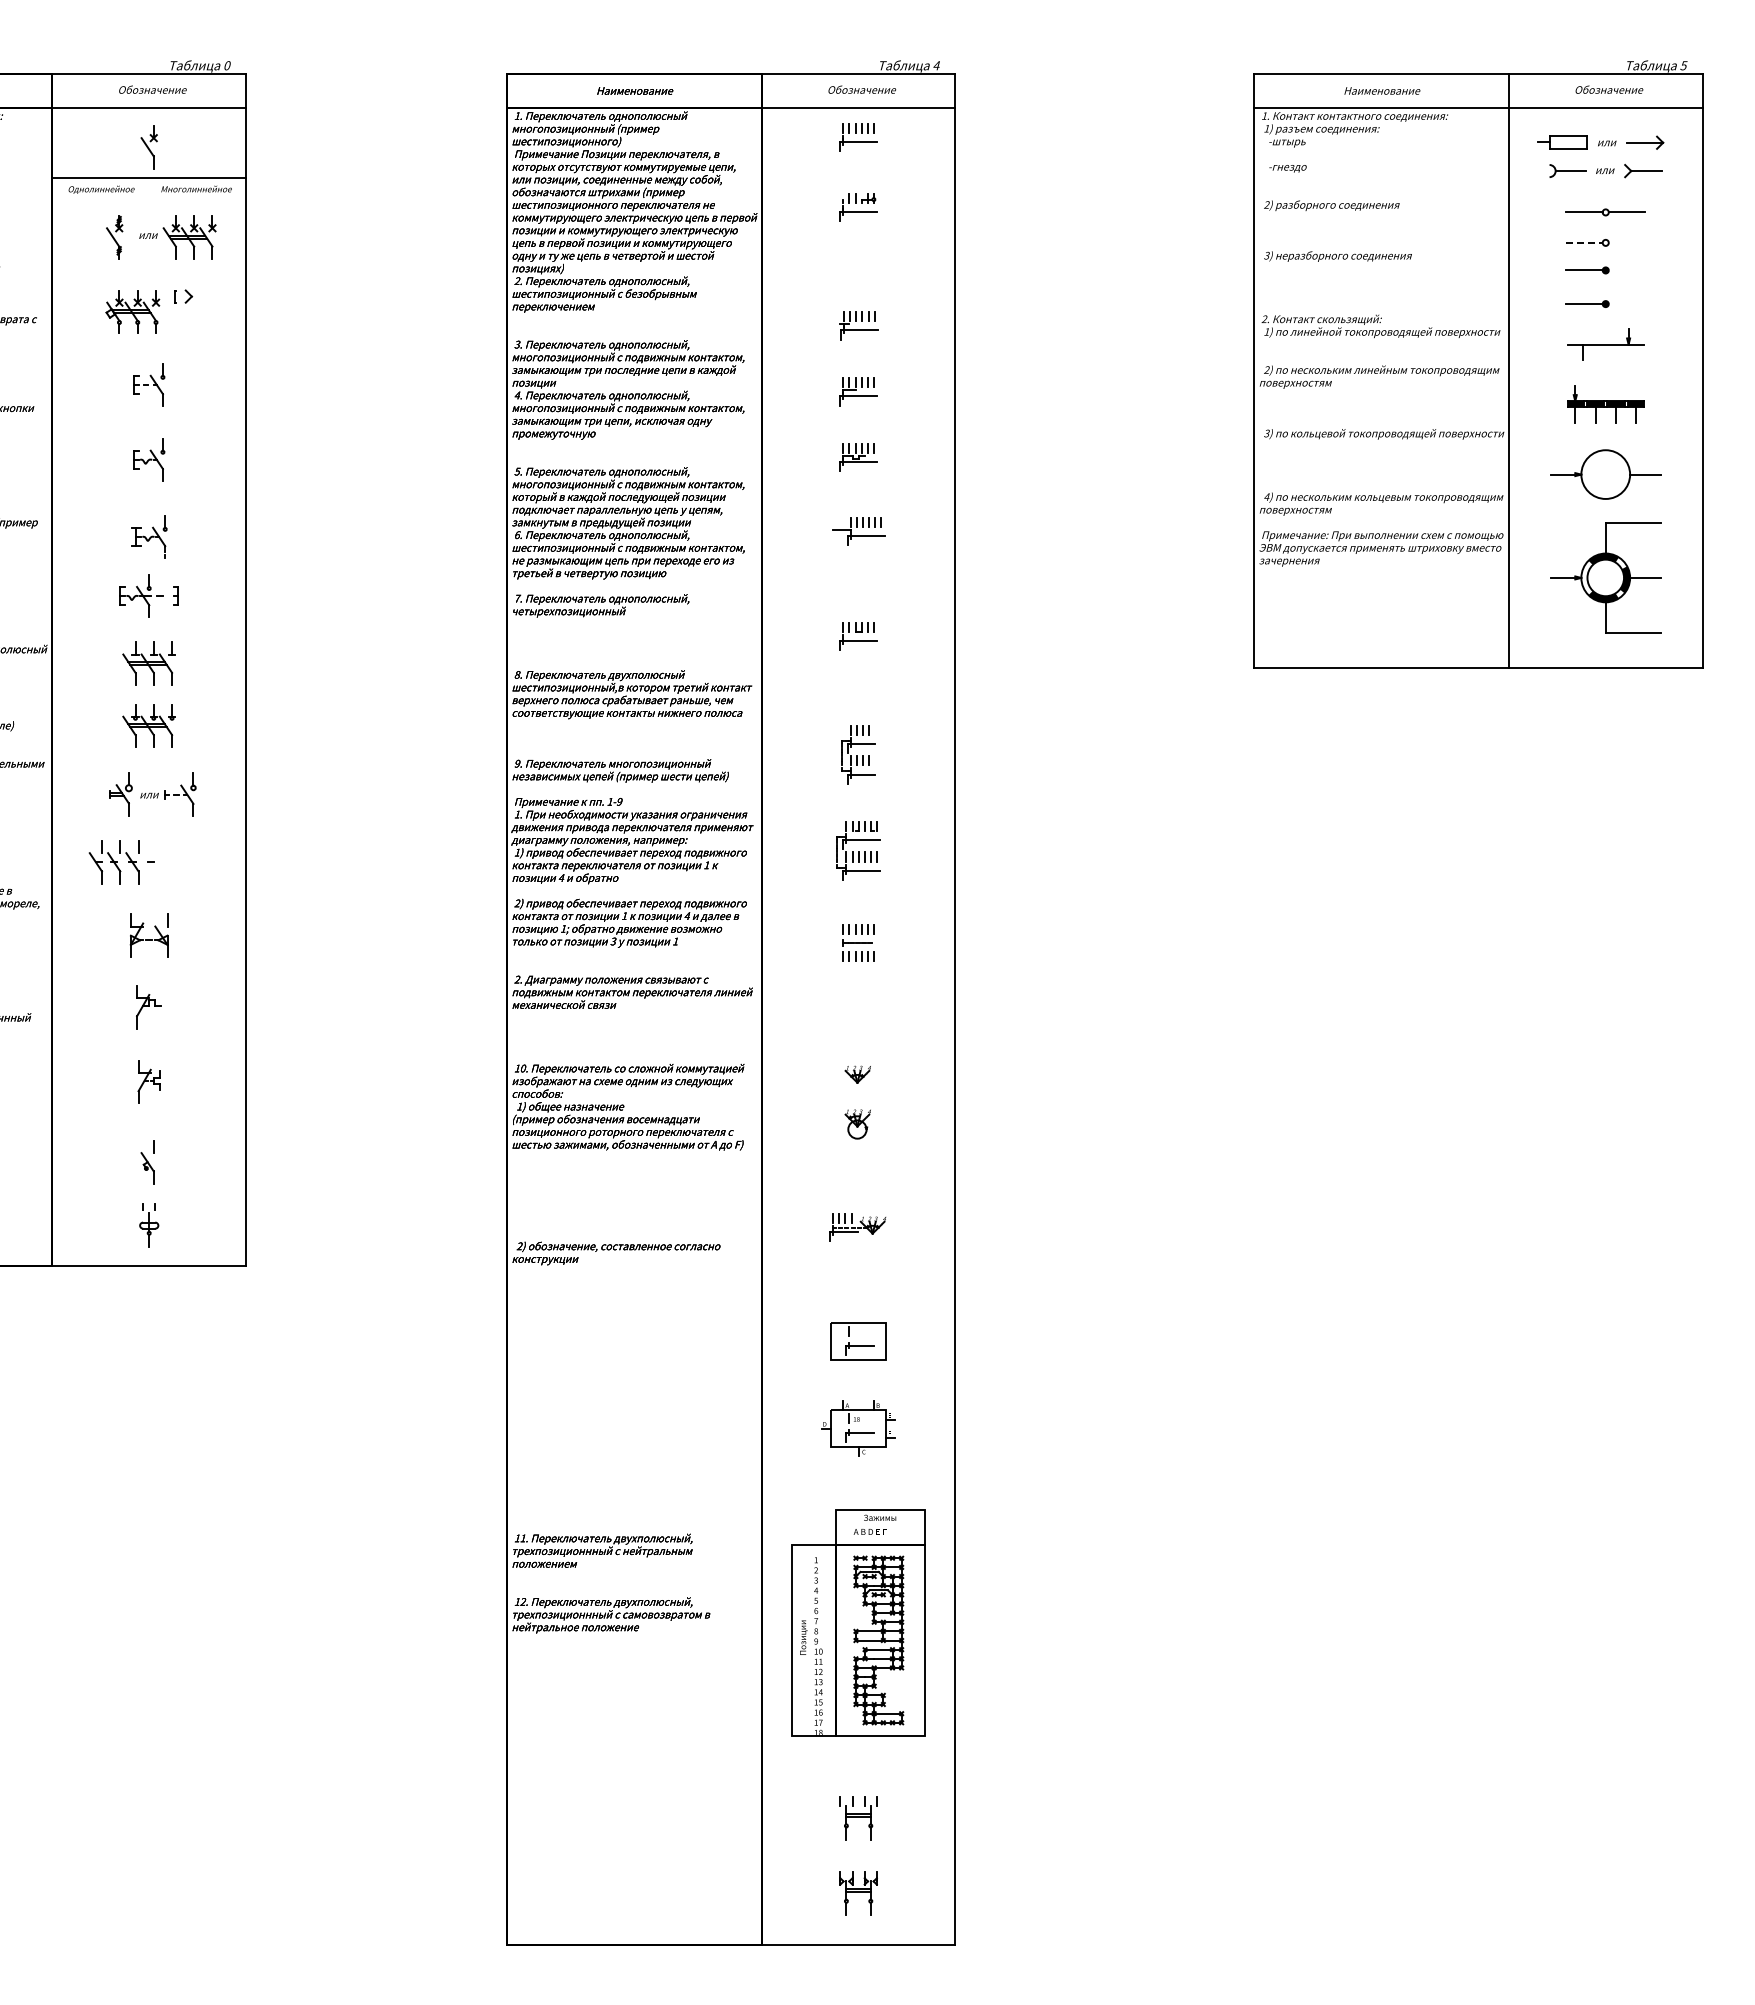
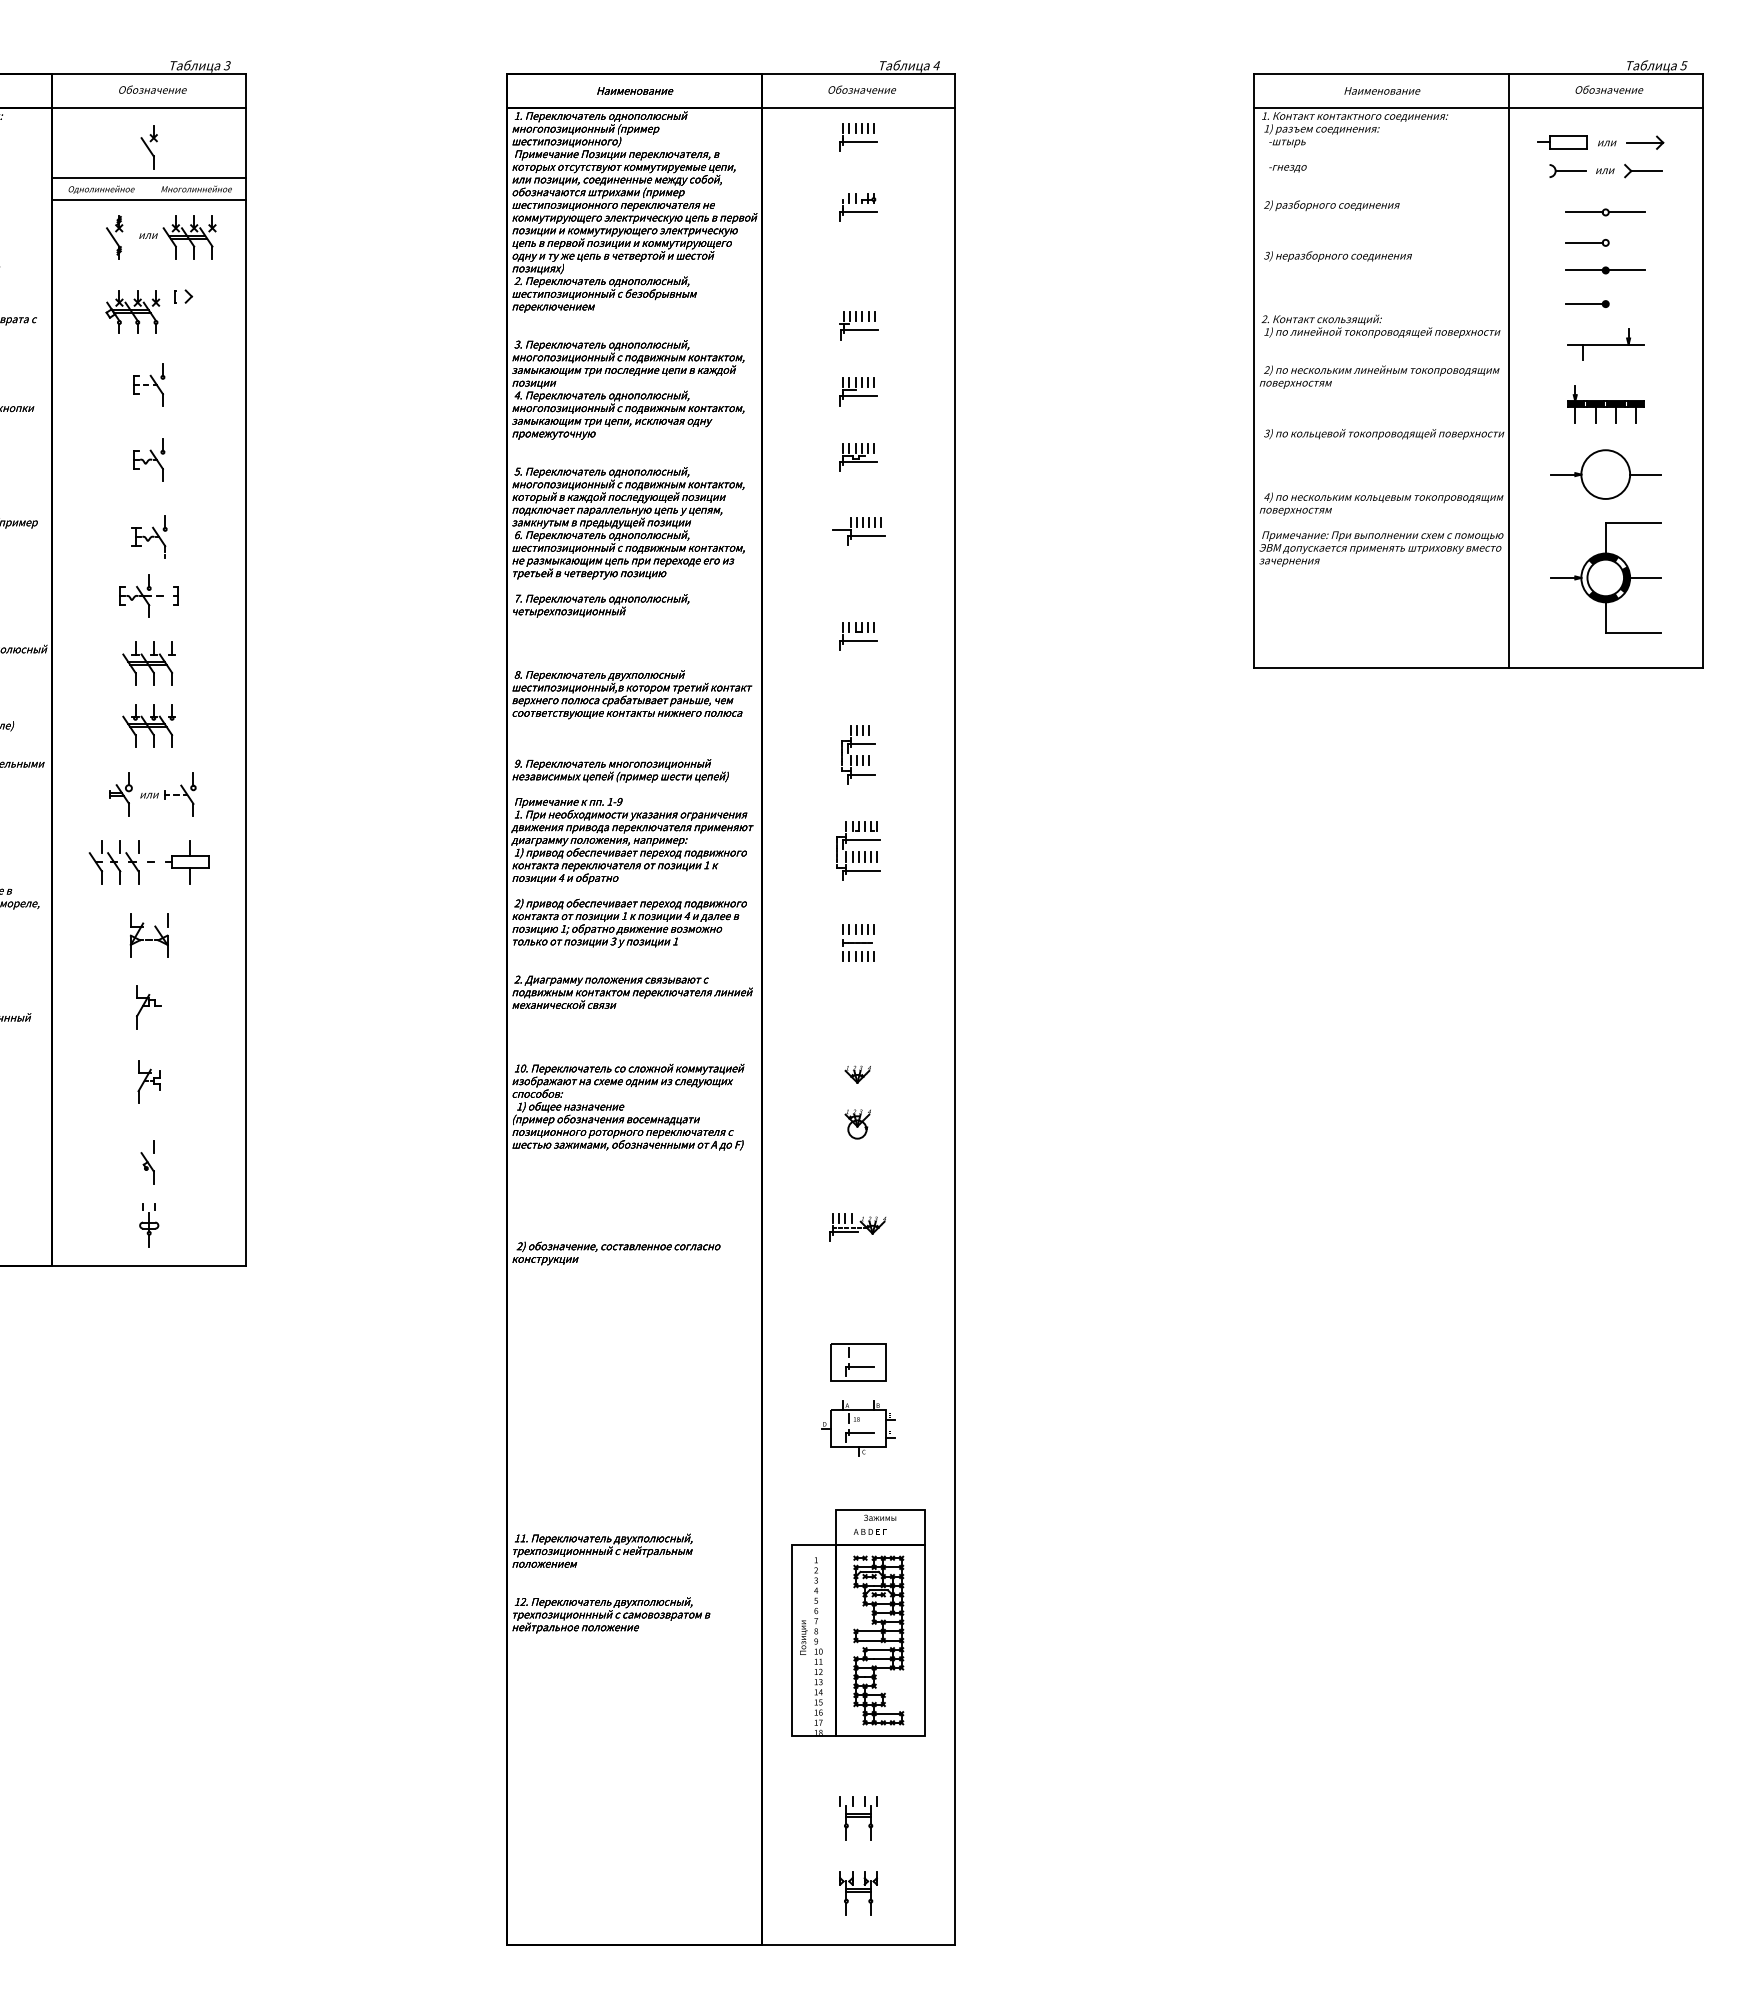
text: 0 -> 3 (226, 65)
line: none -> present (148, 199)
line: dashed -> solid (1584, 242)
line: none -> present (1626, 270)
part: none -> present (187, 862)
part position: (858, 1341) -> (858, 1362) (858, 1362)
